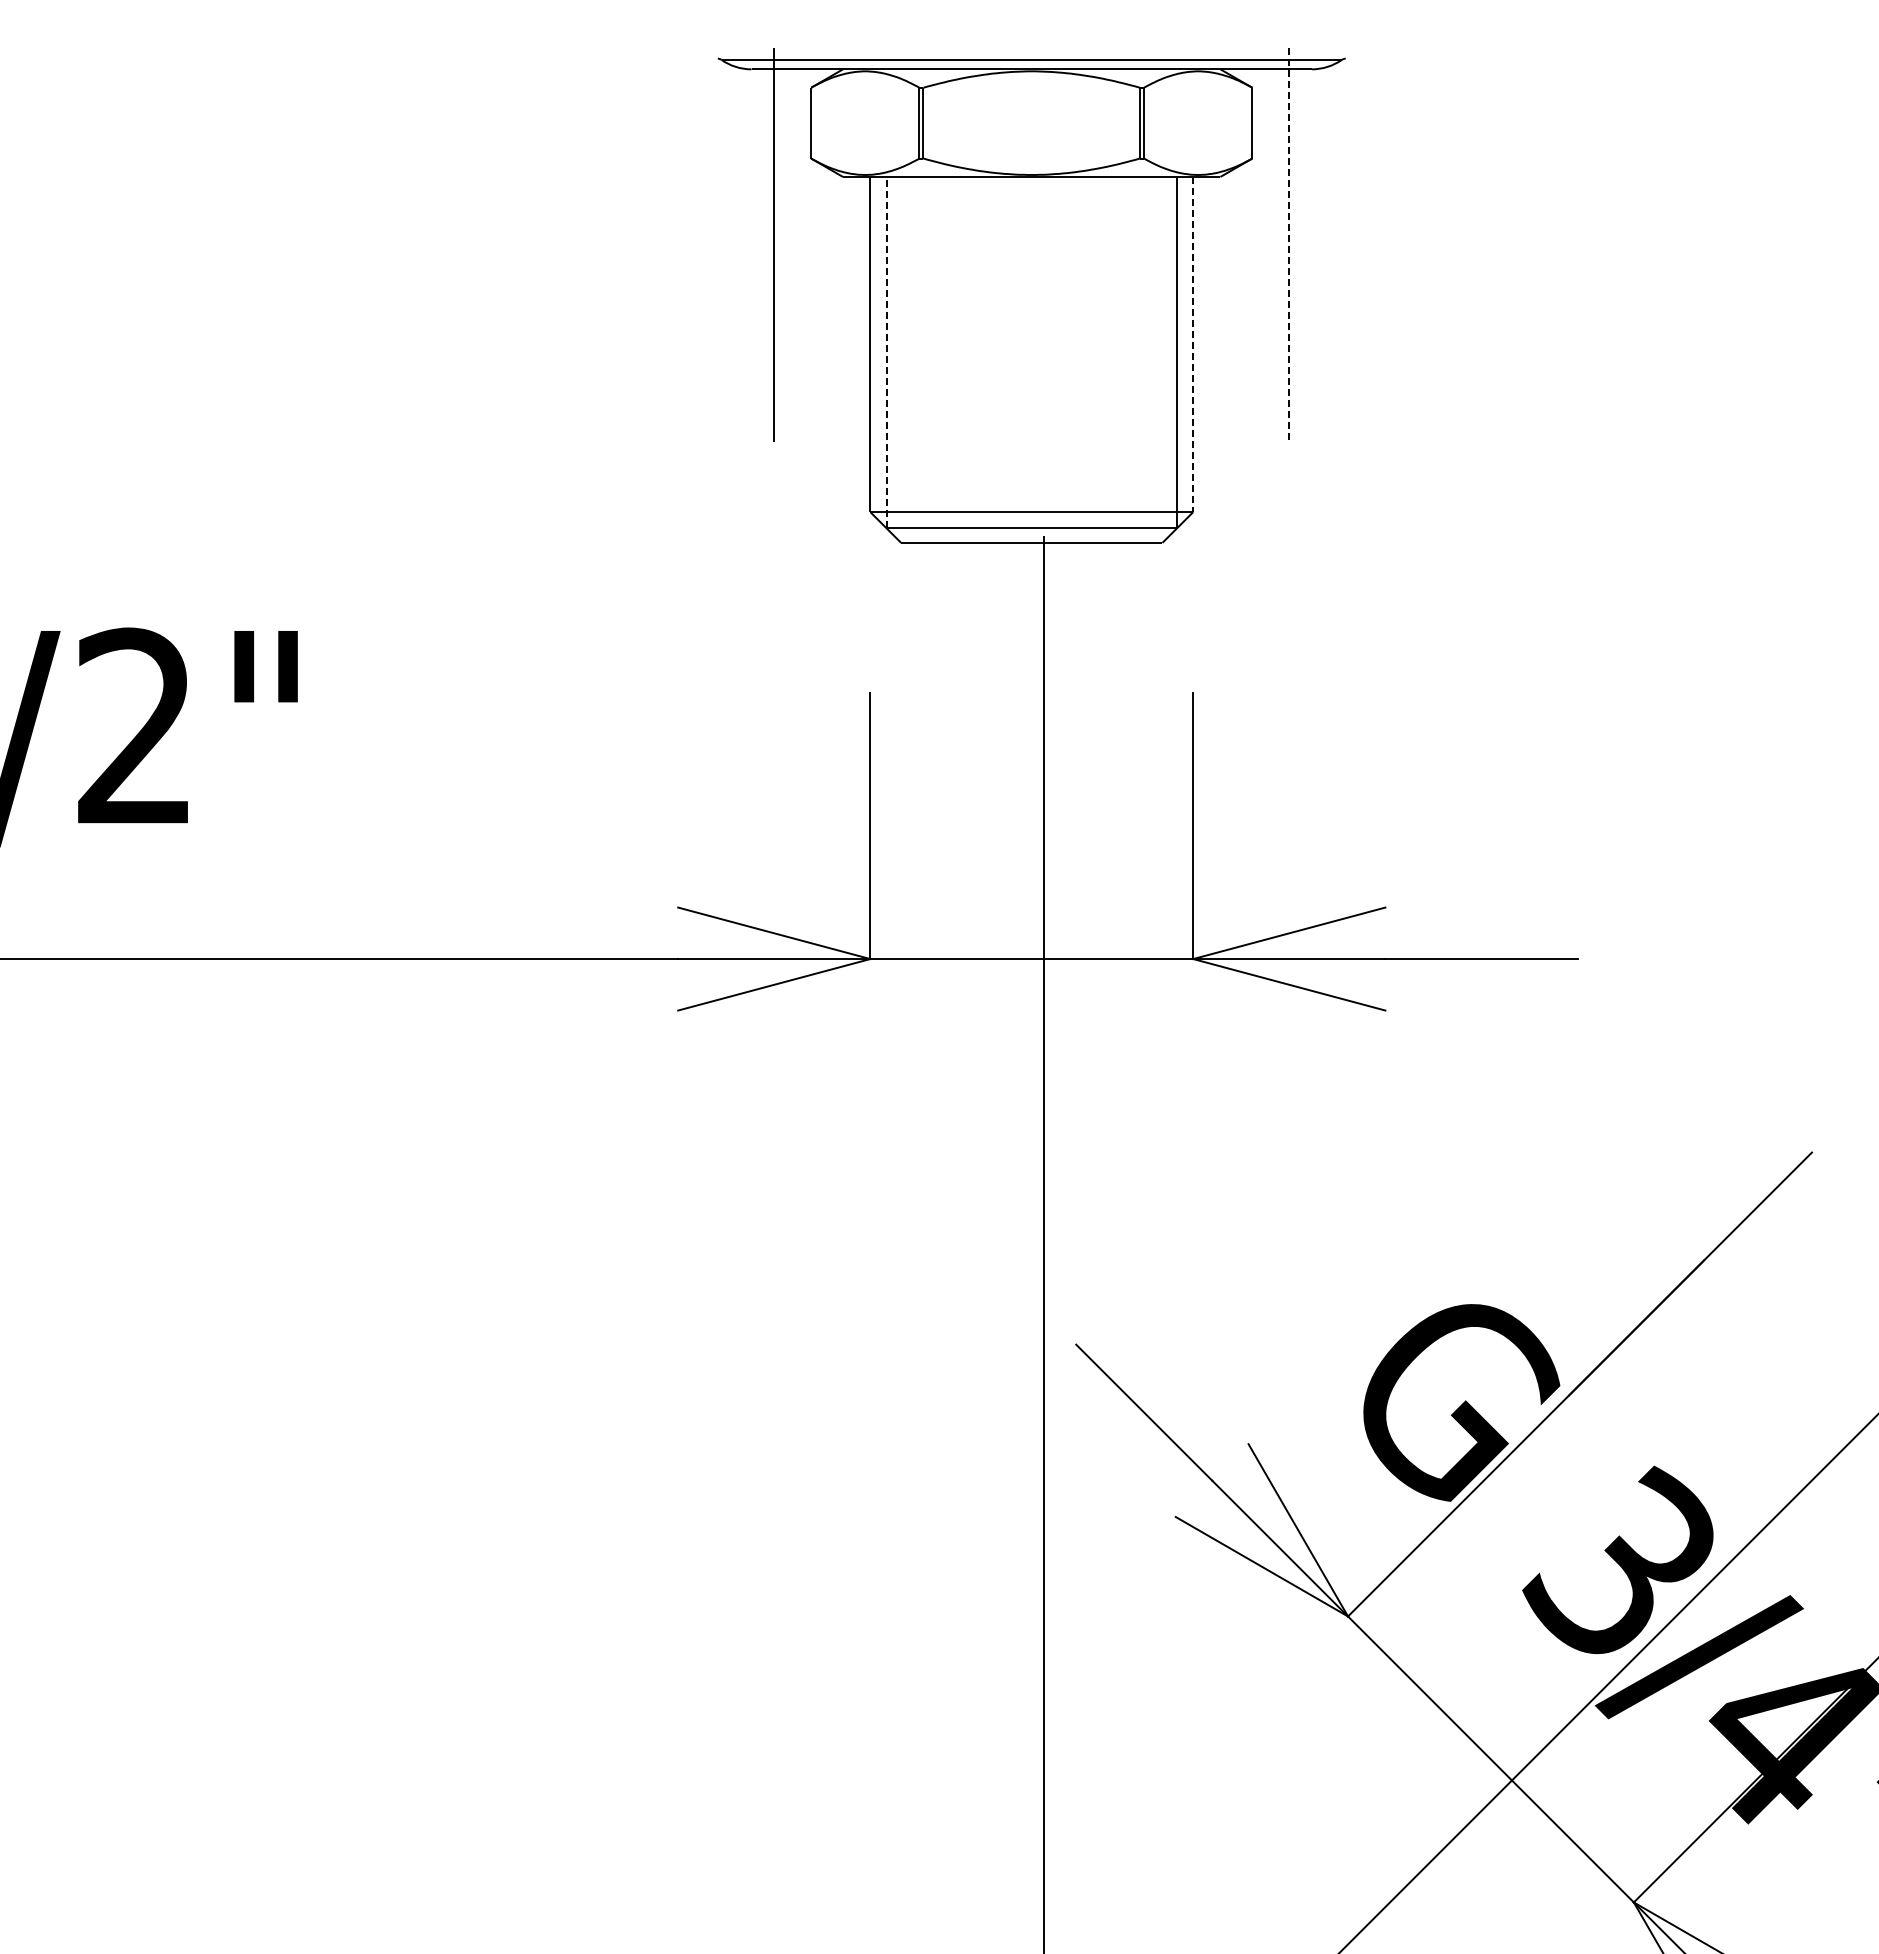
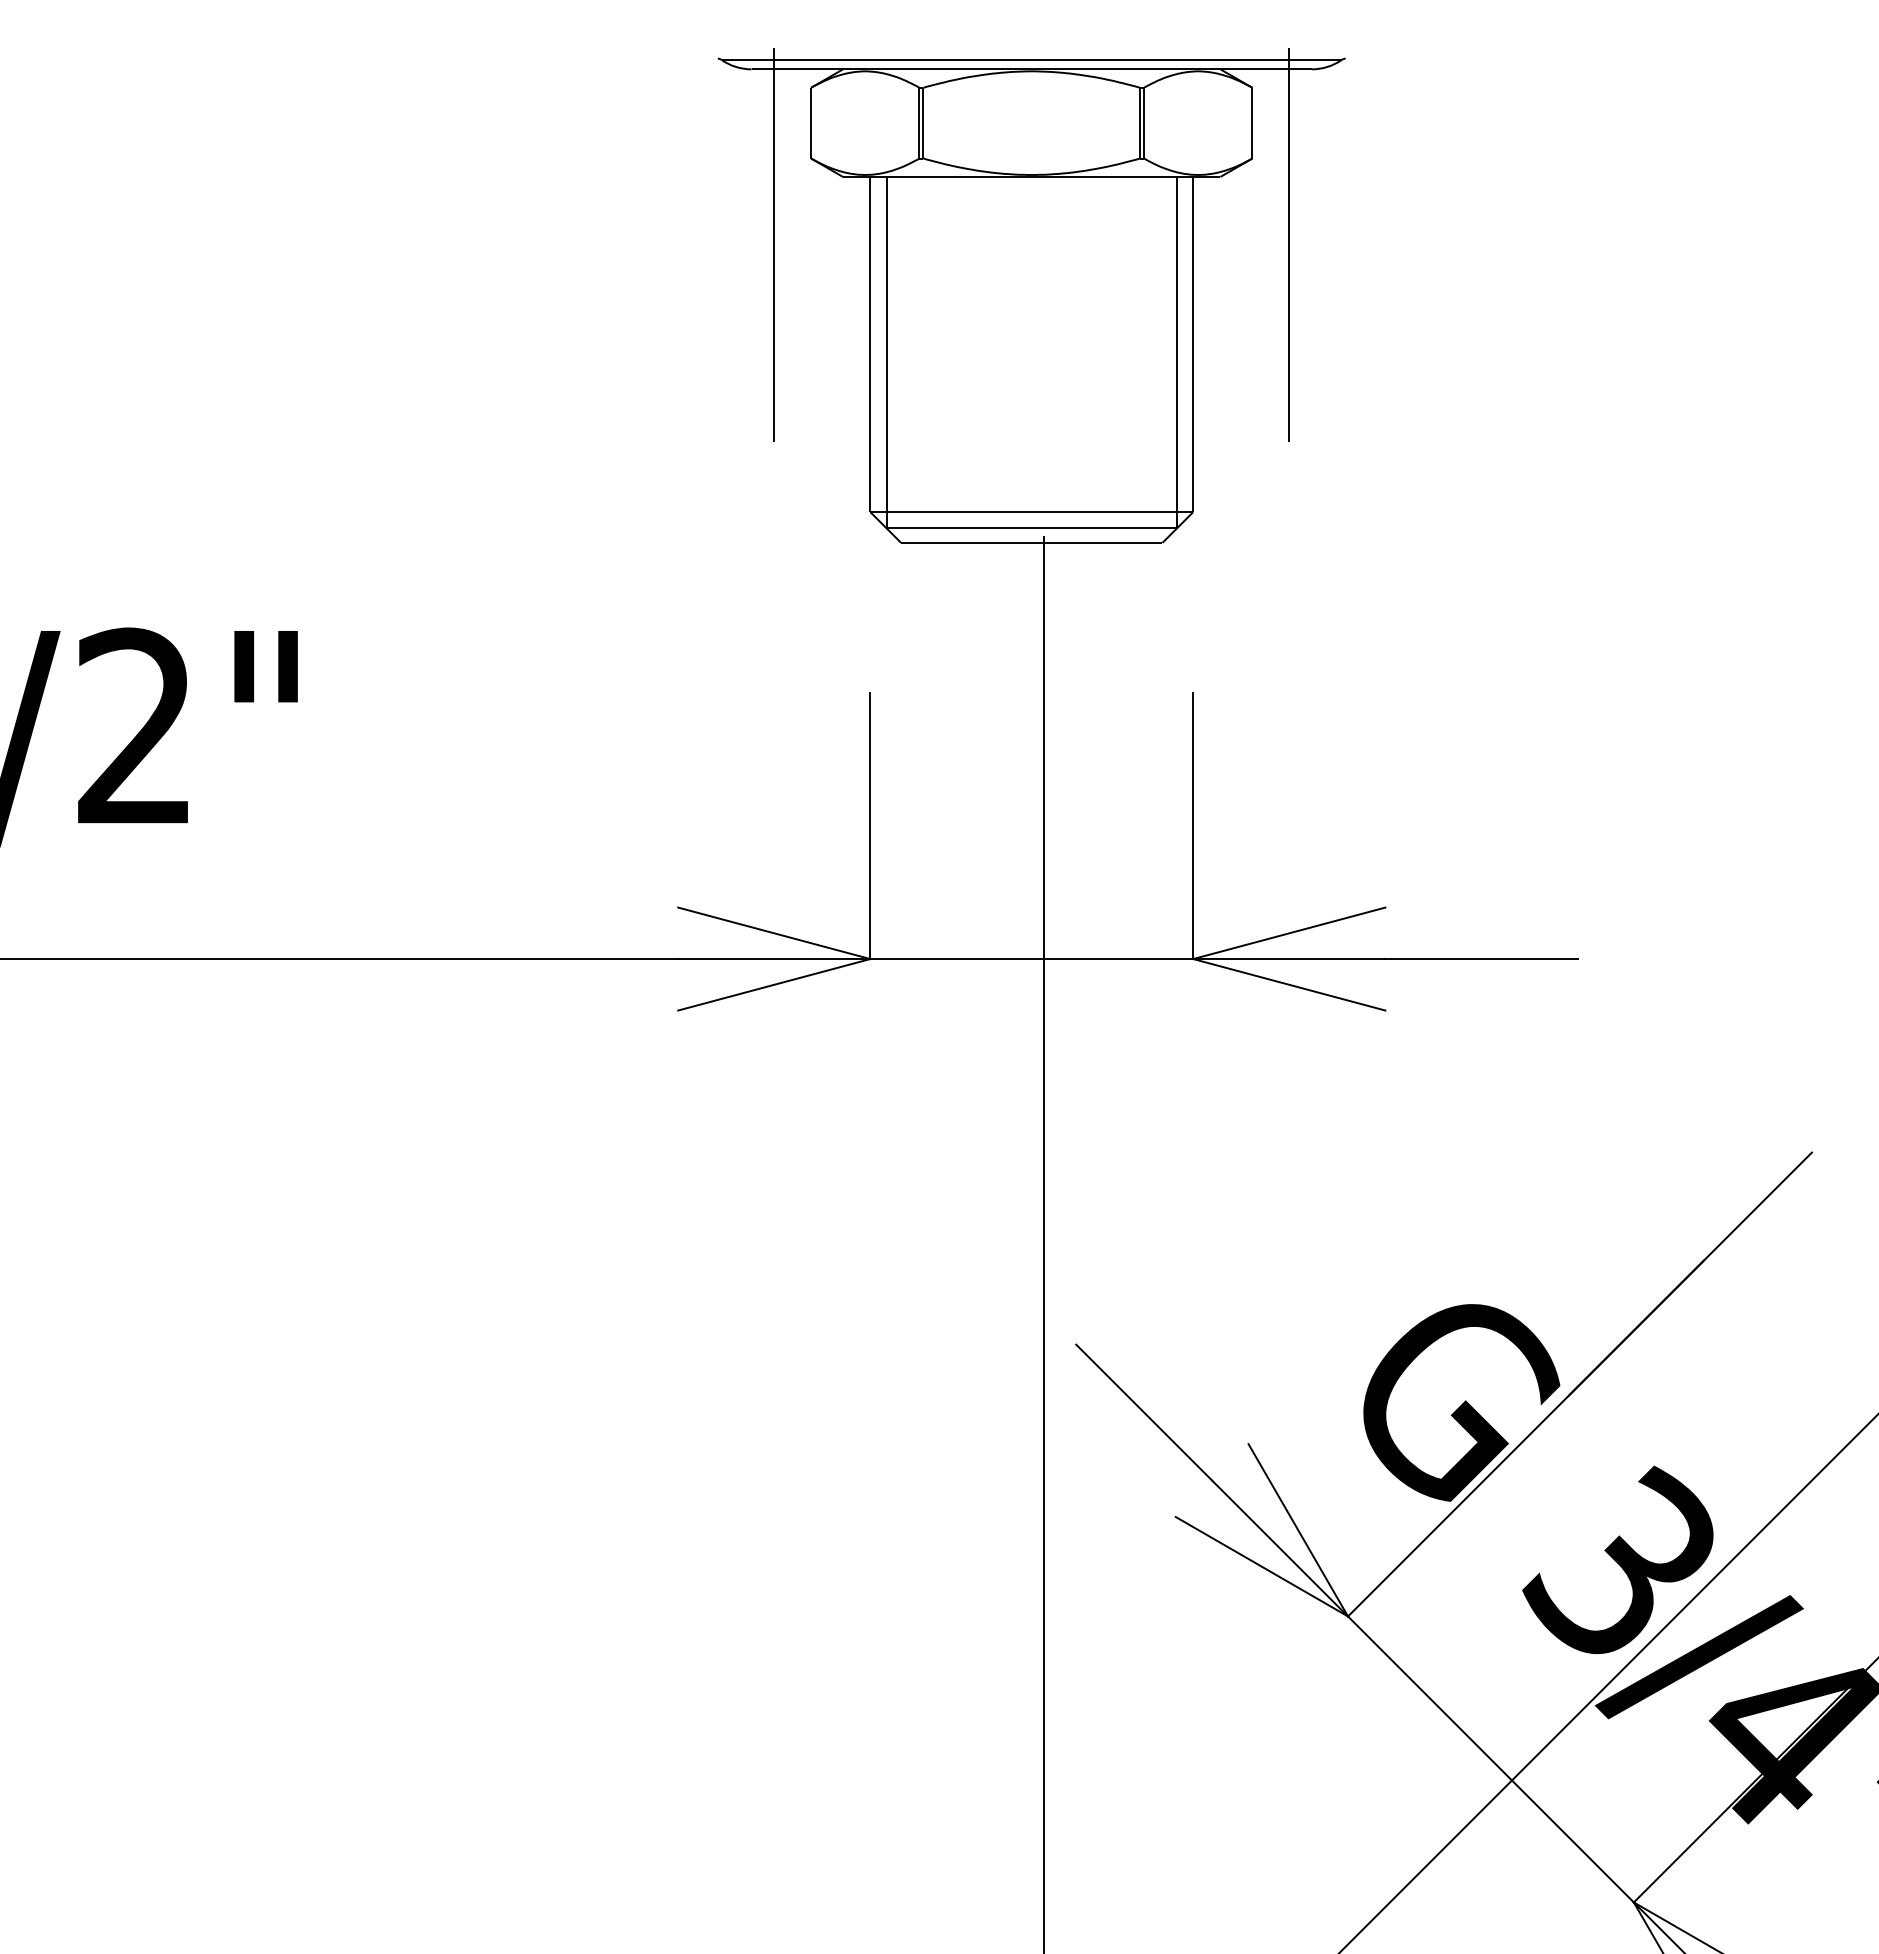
line: dashed -> solid (1289, 245)
line: dashed -> solid (1193, 344)
line: dashed -> solid (886, 352)
